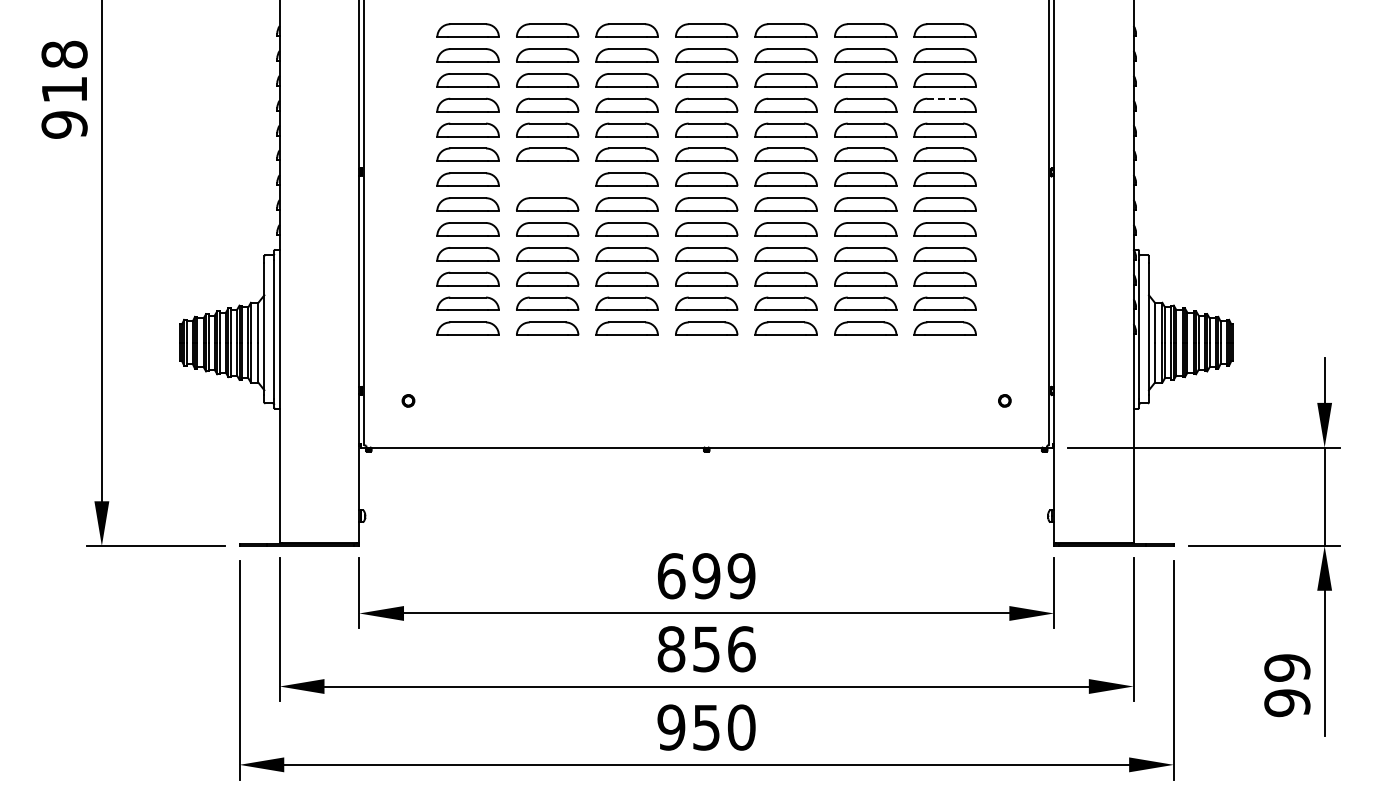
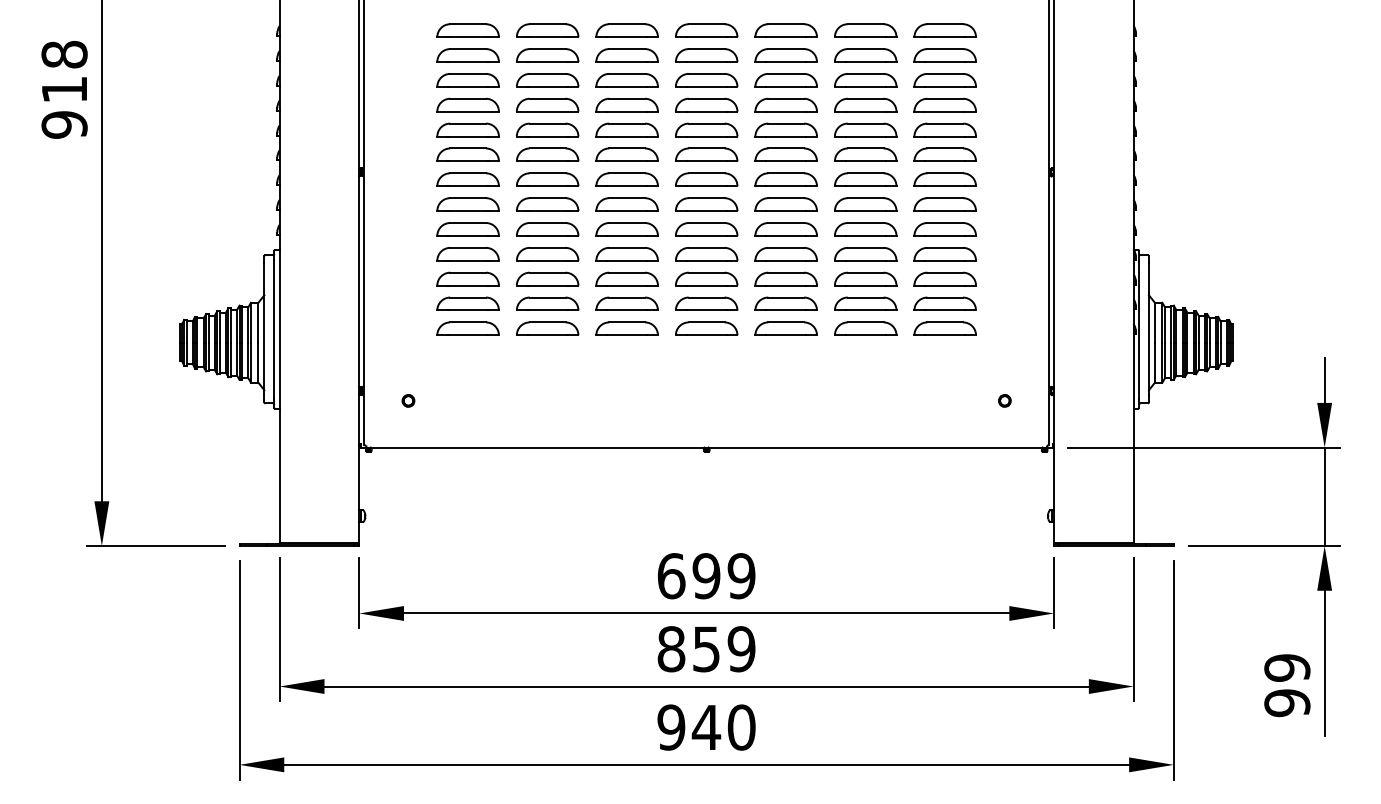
line: dashed -> solid (945, 98)
part: none -> present (547, 179)
text: 856 -> 859 (741, 649)
text: 950 -> 940 (706, 727)
